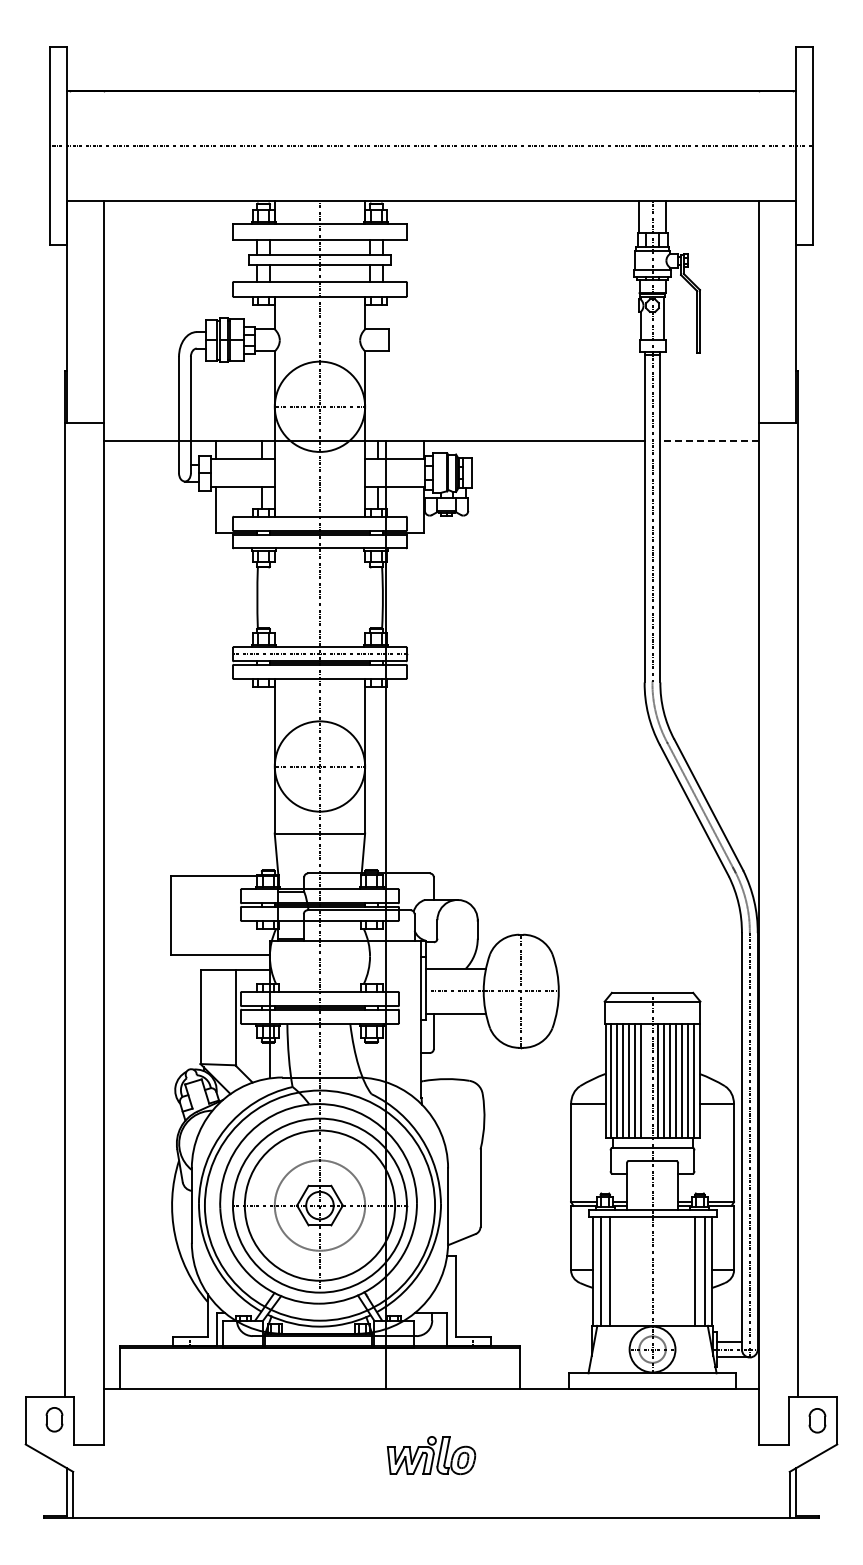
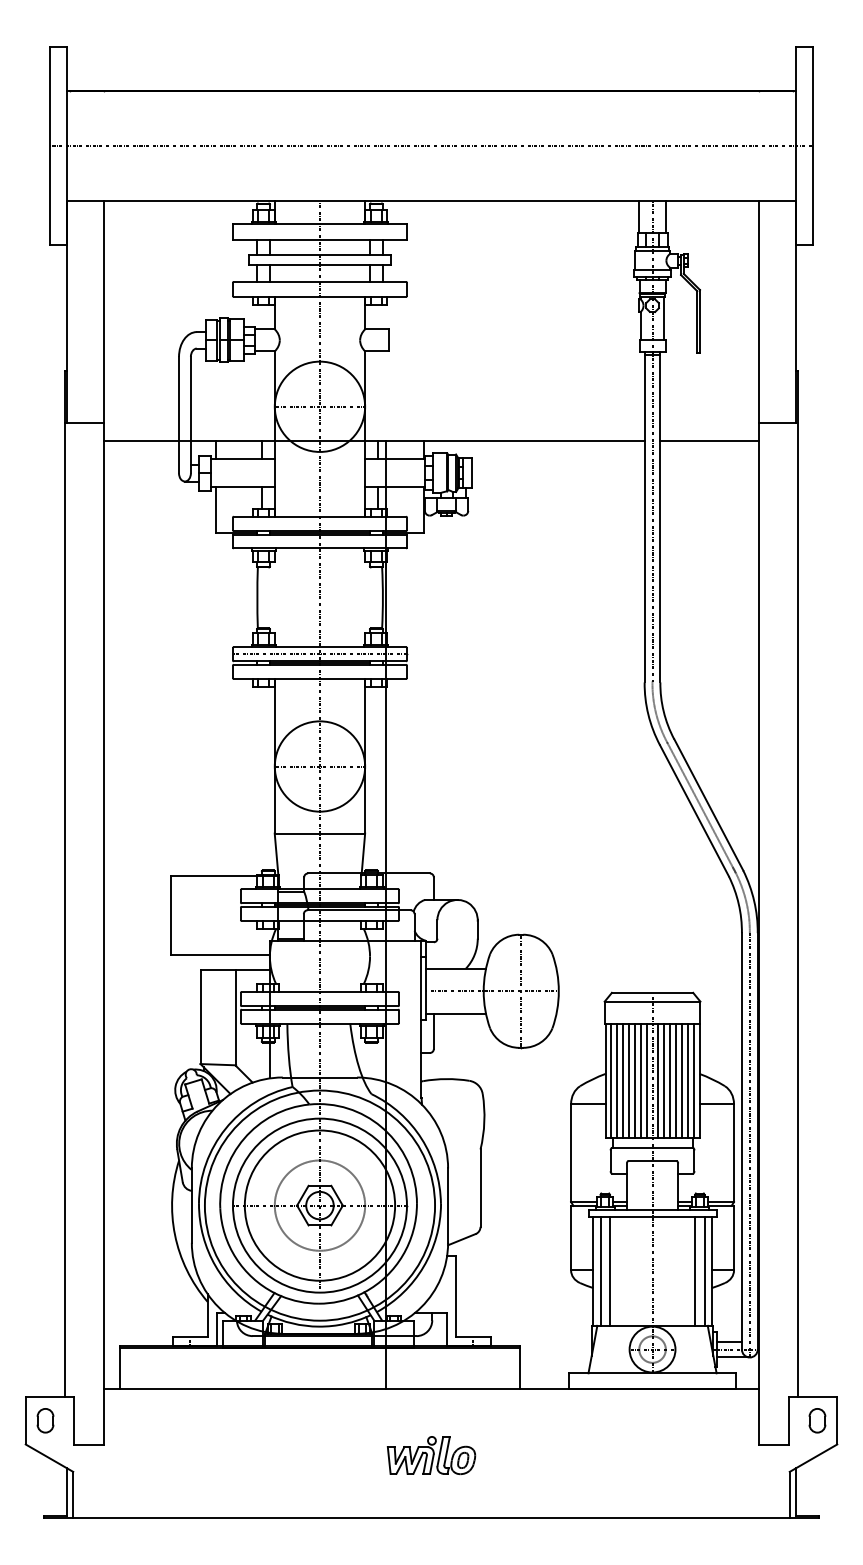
line: dashed -> solid (709, 440)
line: none -> present (646, 1080)
part position: (54, 1419) -> (45, 1420) (45, 1420)
